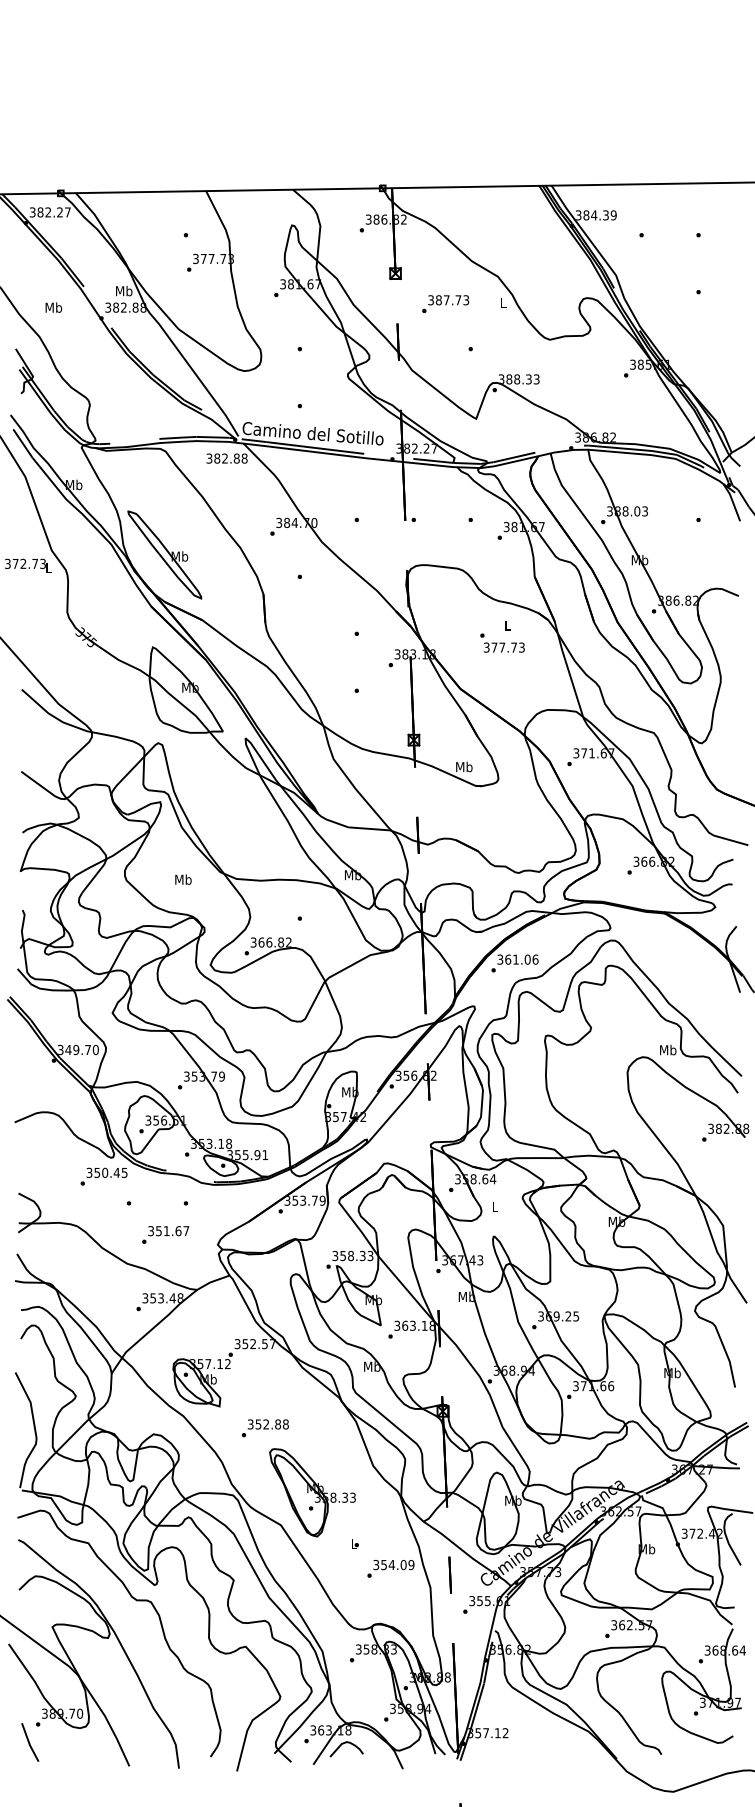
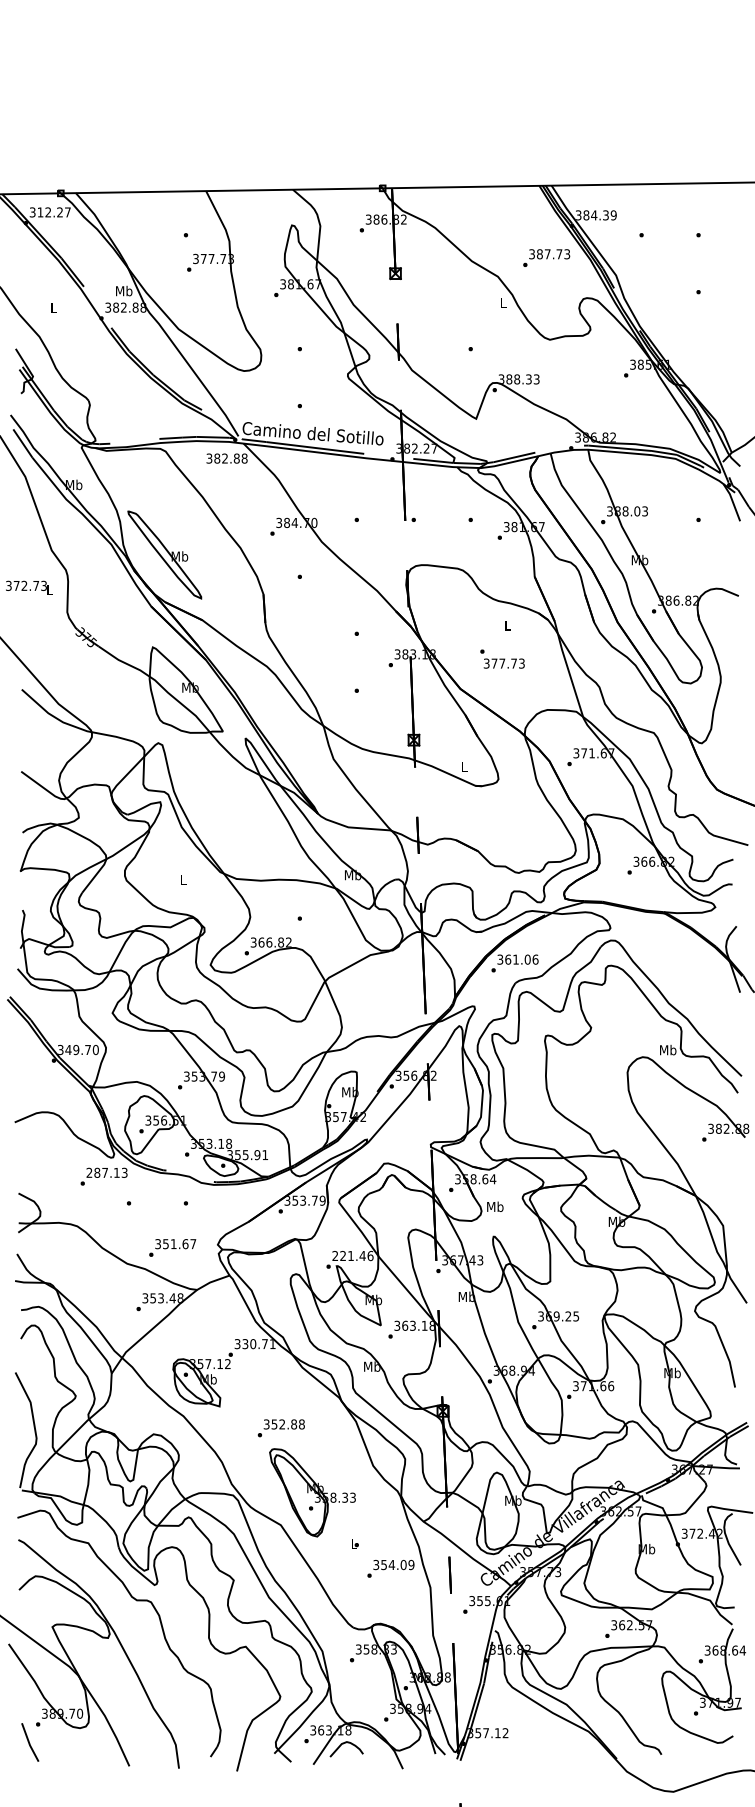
text: 382.27 -> 312.27 (40, 212)
text position: (445, 303) -> (546, 257) (546, 257)
text: Mb -> L (53, 307)
text position: (28, 565) -> (29, 587) (29, 587)
text position: (502, 642) -> (502, 658) (502, 658)
text: Mb -> L (464, 766)
text: Mb -> L (183, 879)
text: 350.45 -> 287.13 (106, 1172)
text: L -> Mb (495, 1206)
text position: (165, 1234) -> (172, 1247) (172, 1247)
text: 358.33 -> 221.46 (352, 1255)
text: 352.57 -> 330.71 (258, 1344)
text position: (264, 1428) -> (280, 1428) (280, 1428)
